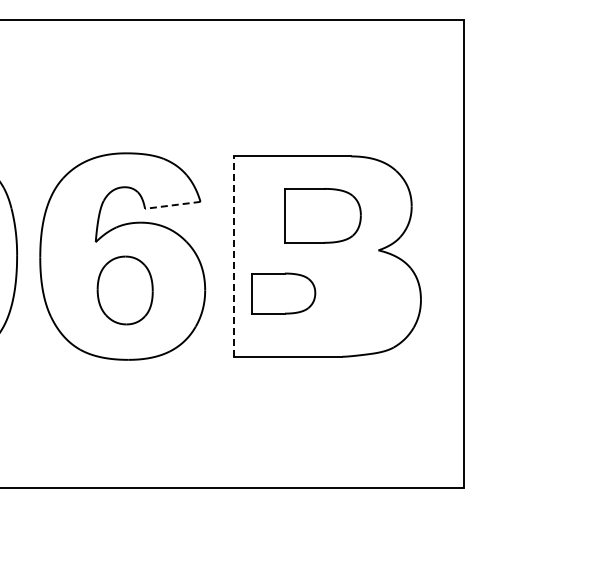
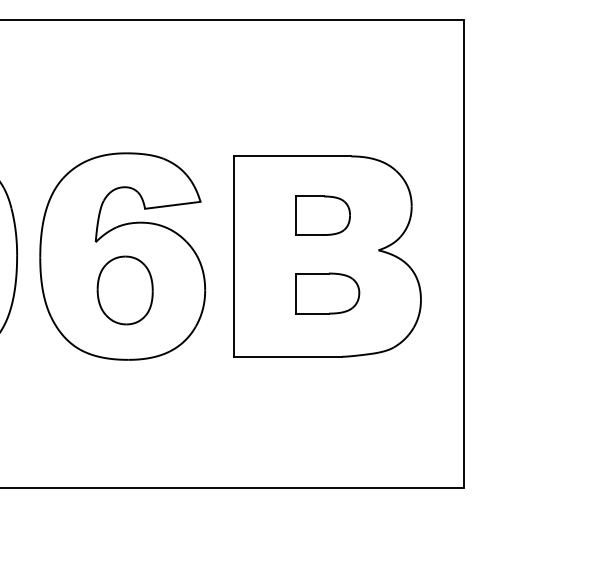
line: dashed -> solid (172, 205)
part size: 78x56 px -> 56x41 px (322, 215)
line: dashed -> solid (234, 256)
part position: (283, 293) -> (327, 293) (327, 293)
